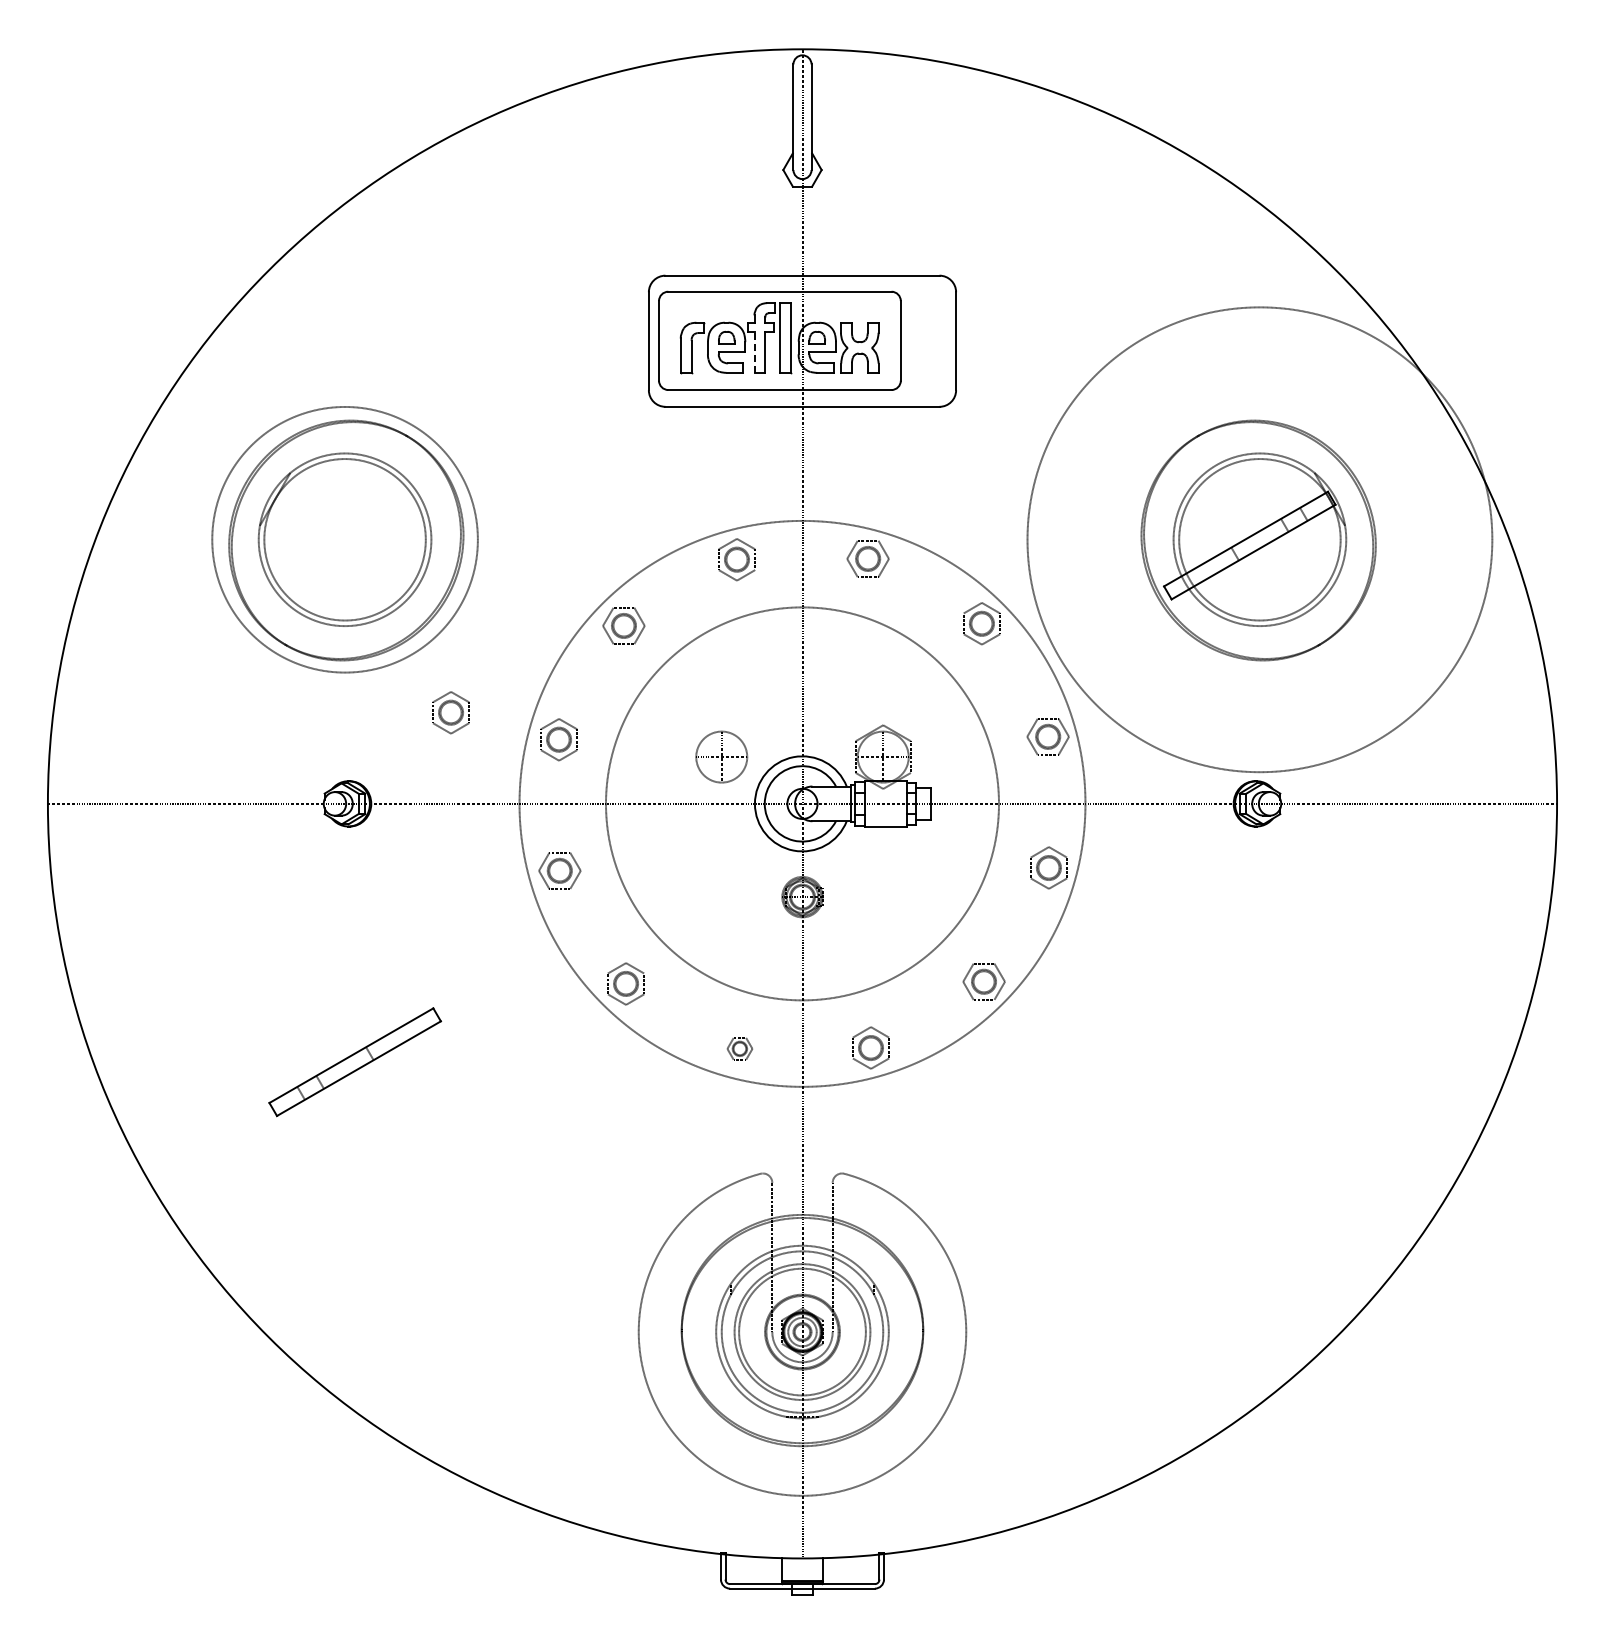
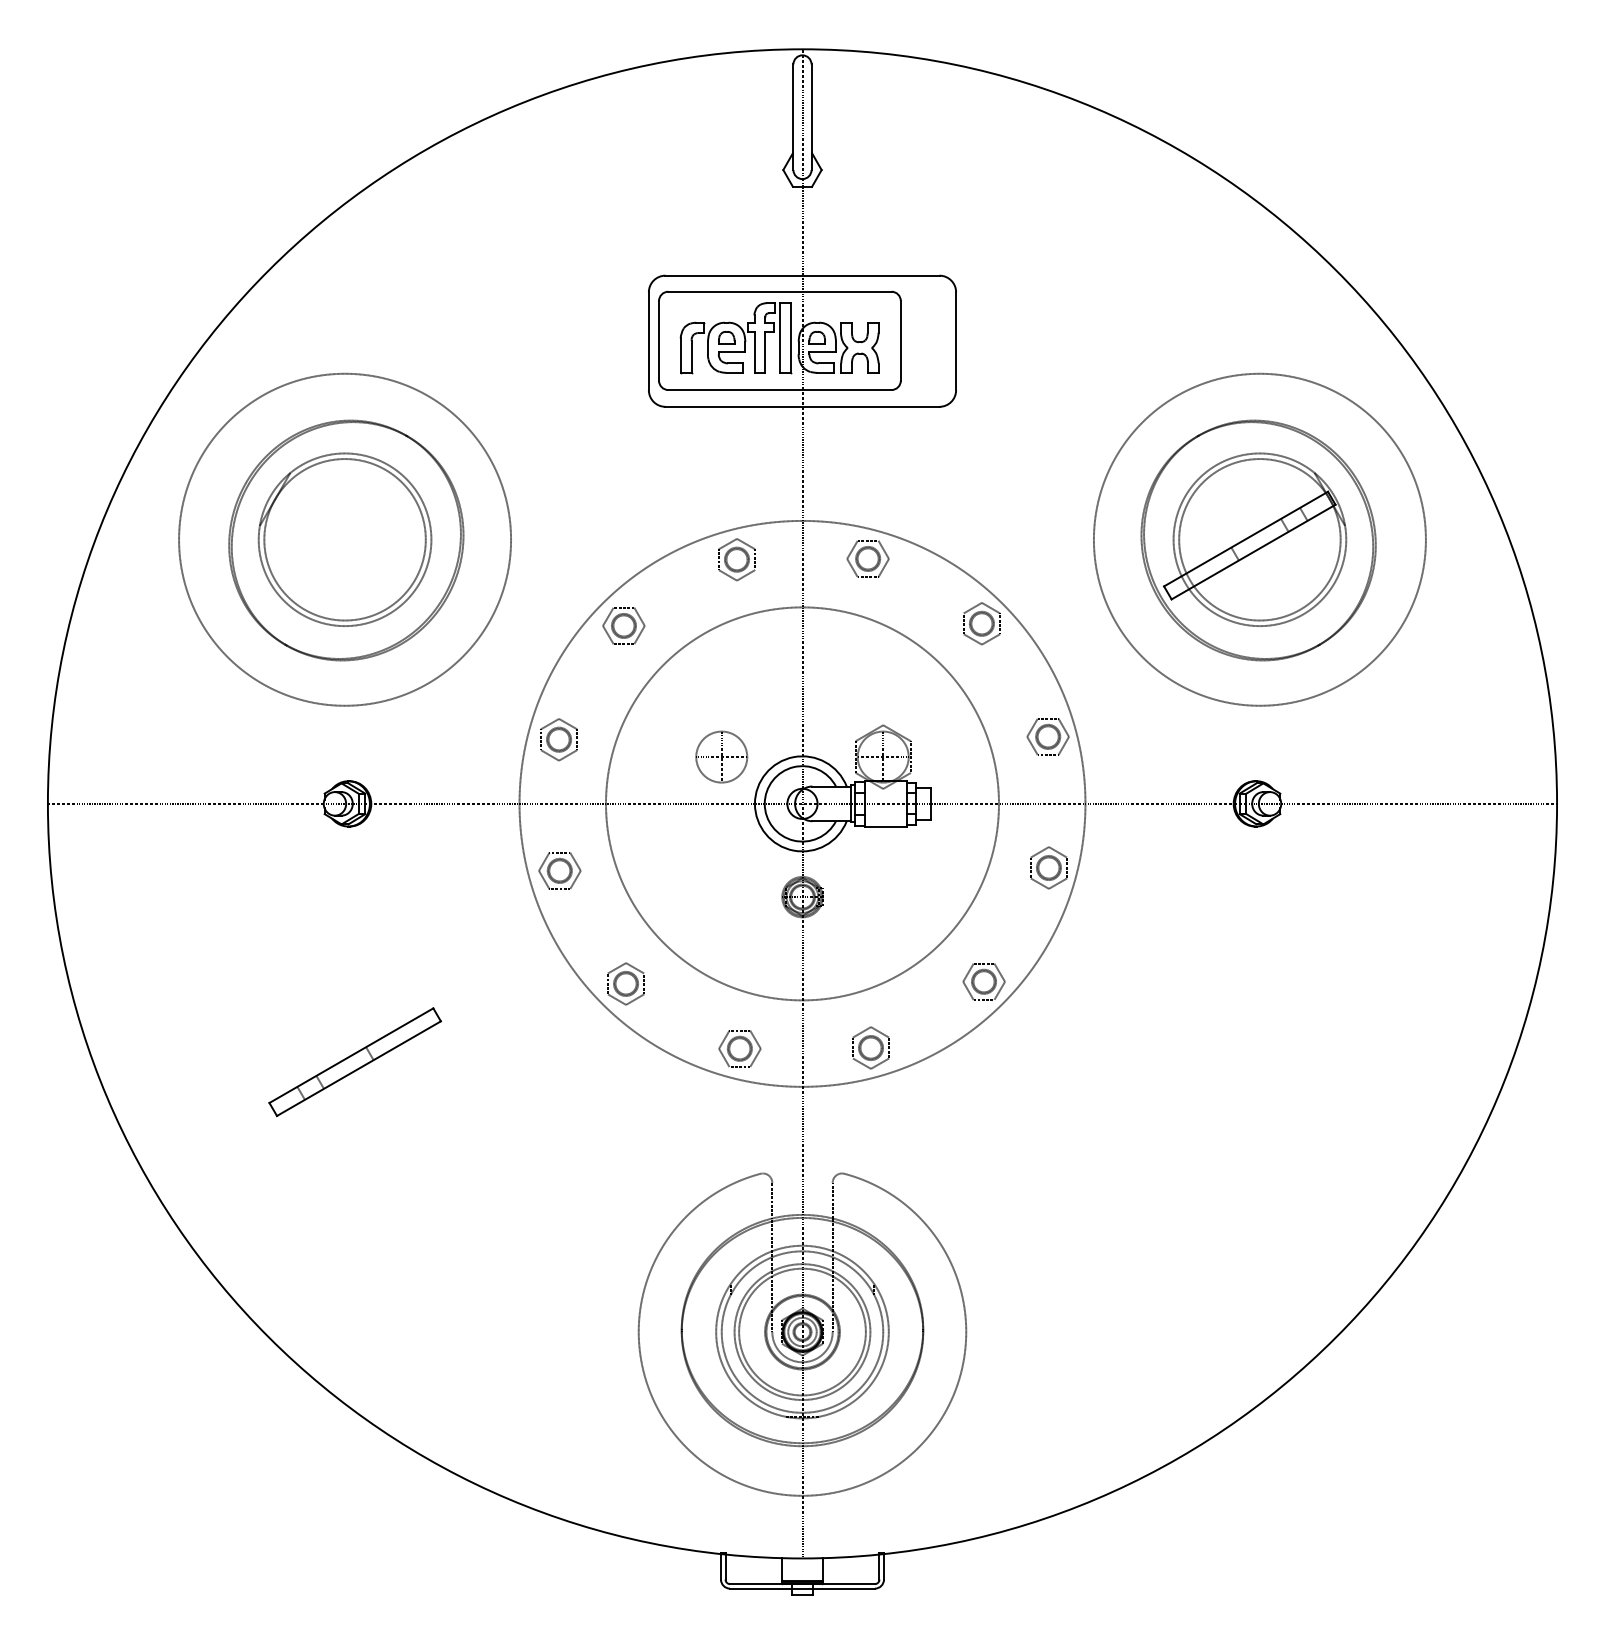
line: dashed -> solid (754, 352)
circle diameter: 266 px -> 332 px (345, 539)
circle diameter: 465 px -> 332 px (1259, 539)
part: present -> none (450, 712)
part size: 27x24 px -> 44x38 px (739, 1048)
